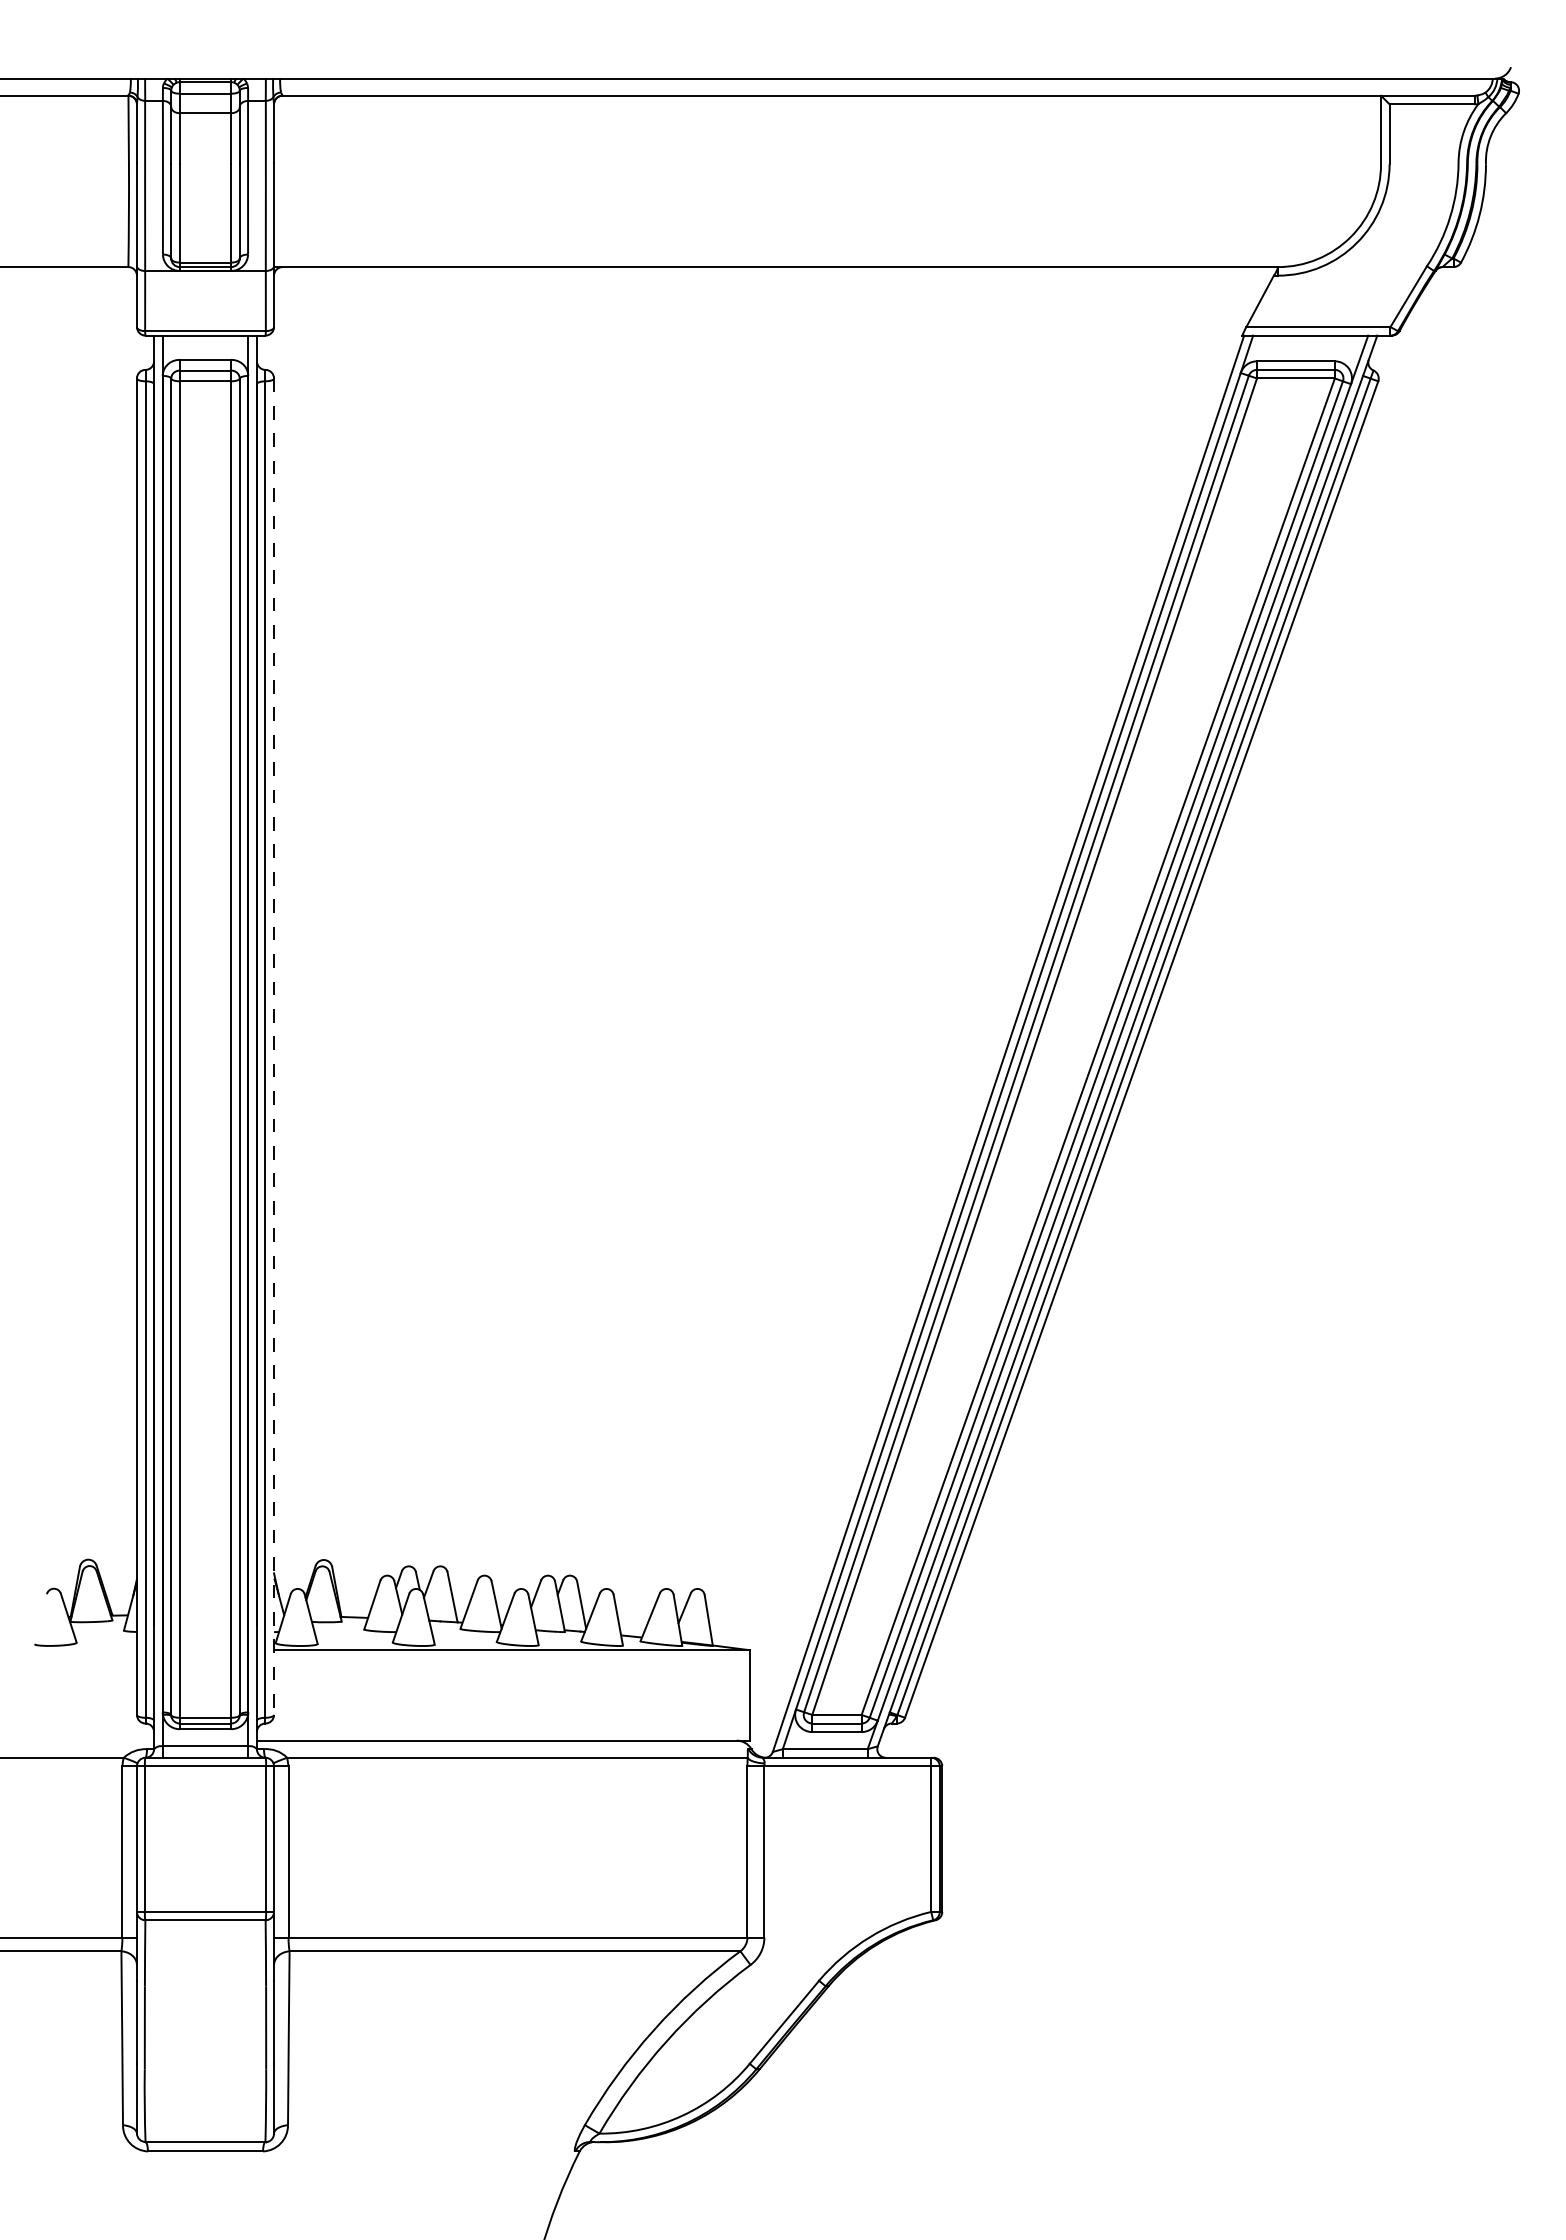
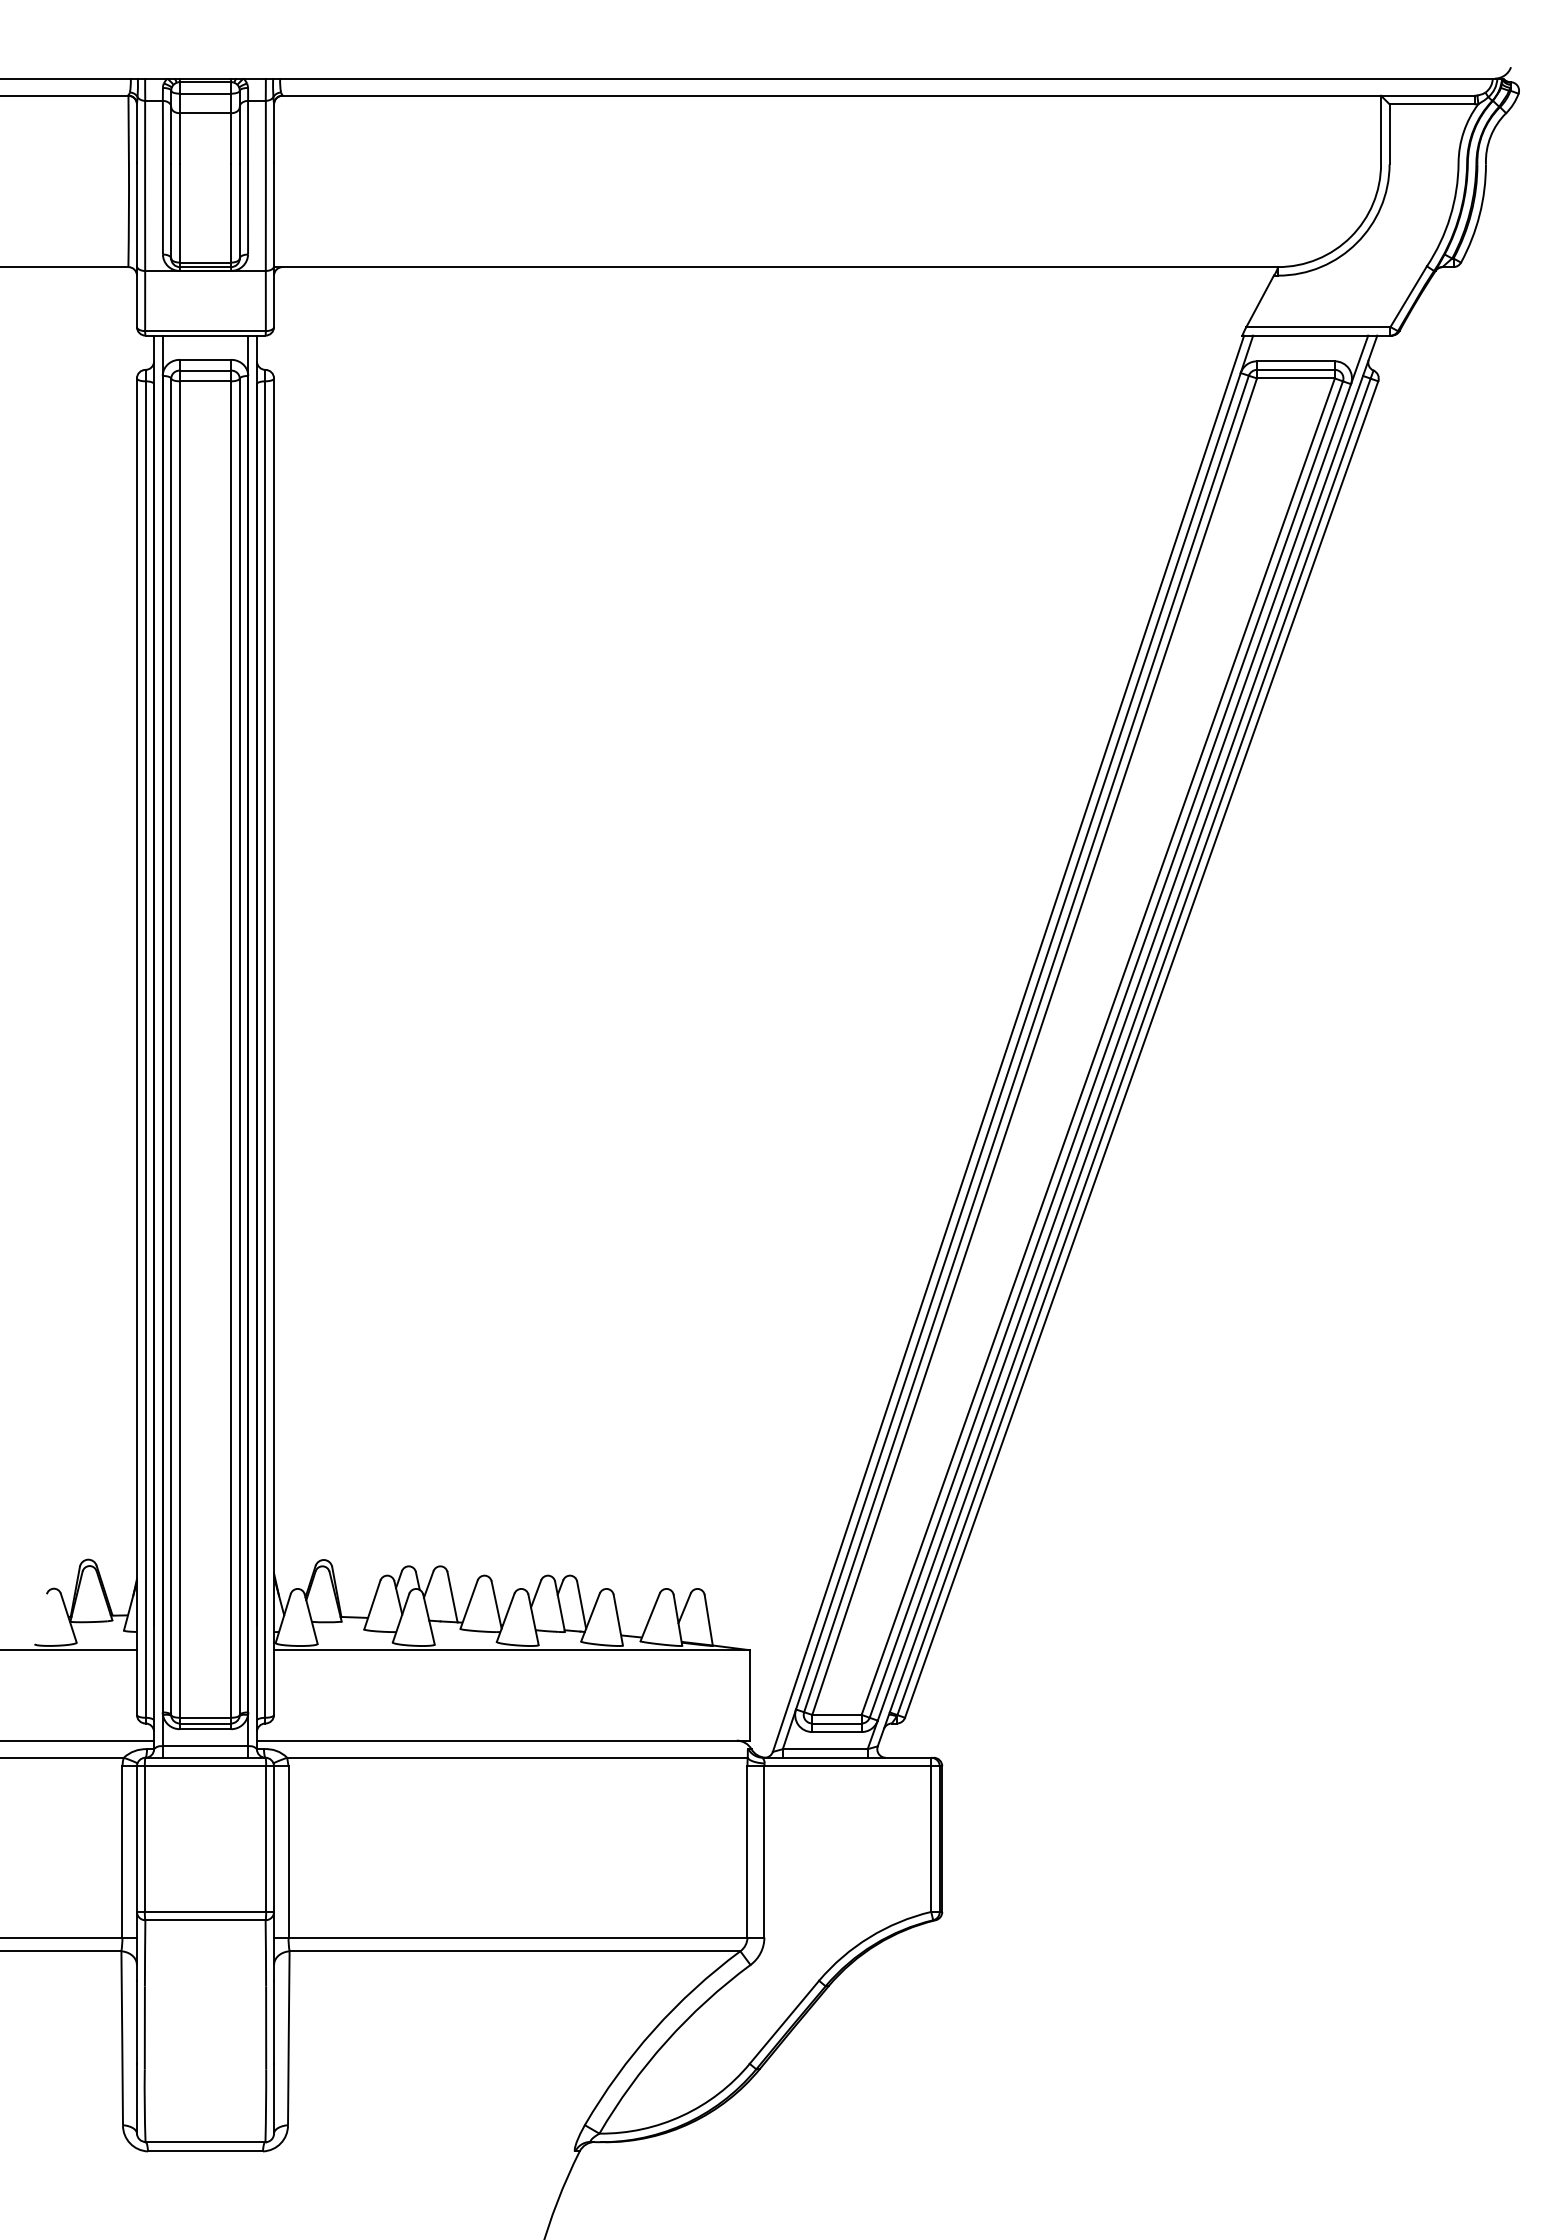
line: dashed -> solid (274, 1047)
line: none -> present (69, 1650)
line: none -> present (78, 1740)
